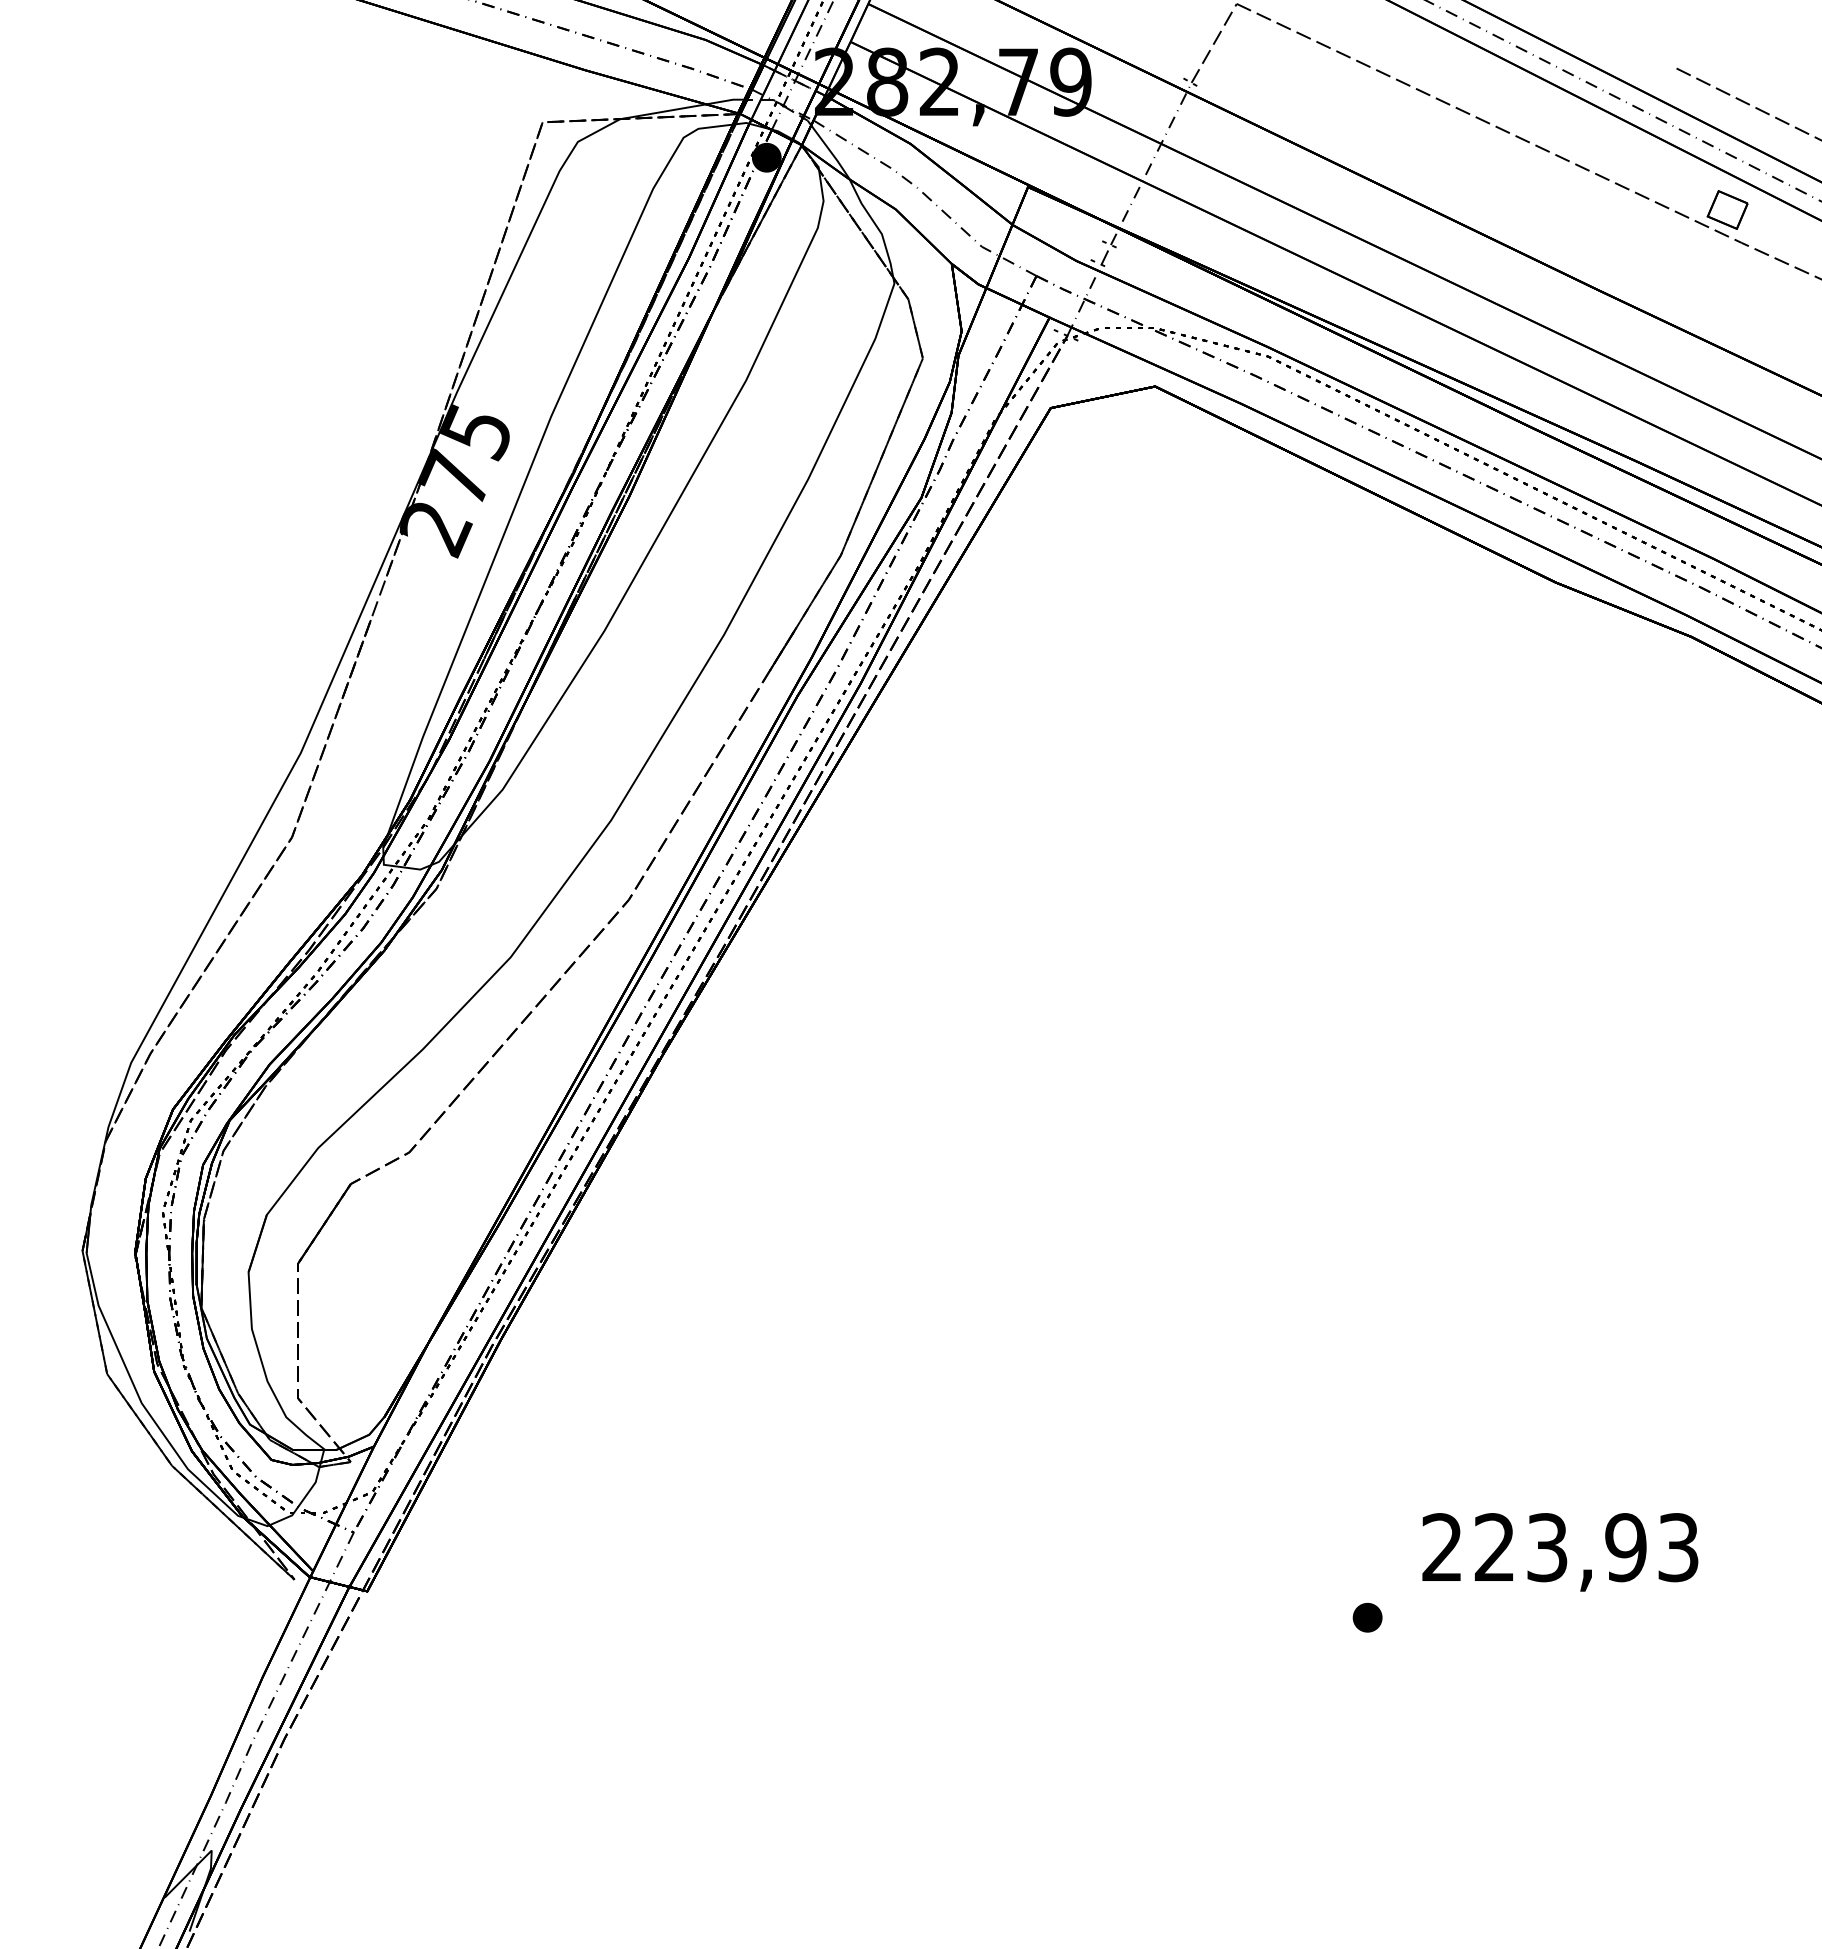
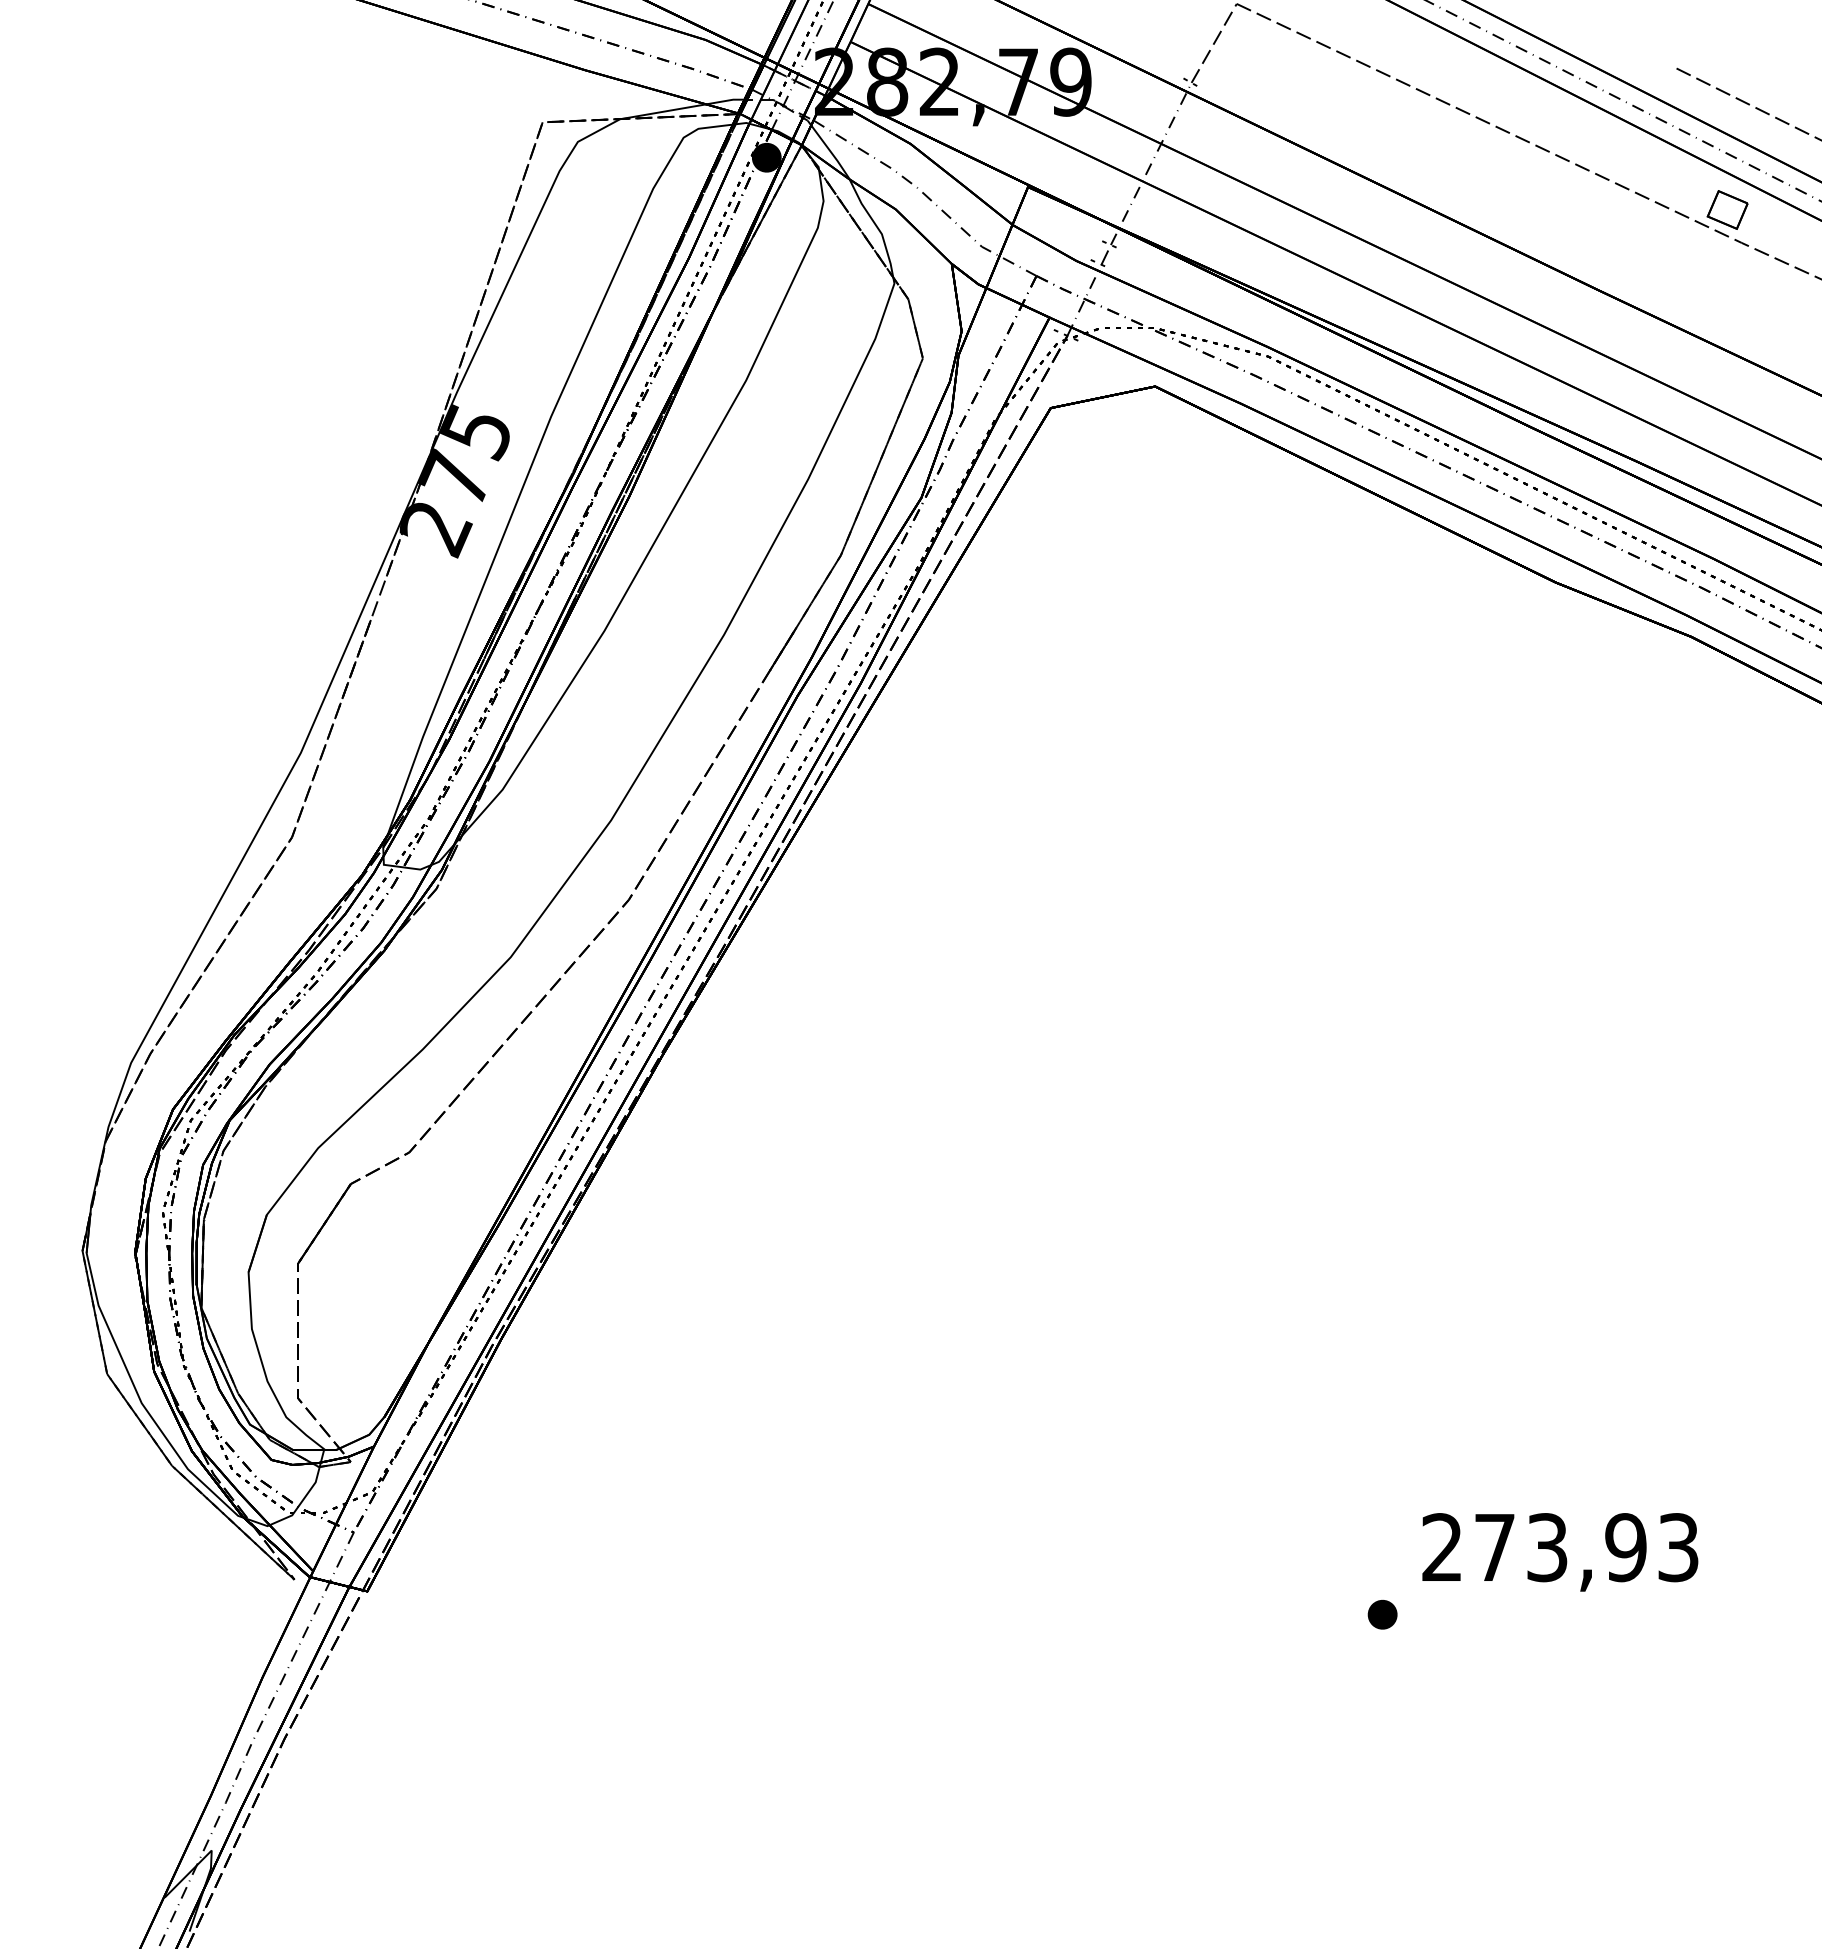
text: 223,93 -> 273,93 (1494, 1546)
part position: (1367, 1617) -> (1382, 1614) (1382, 1614)
